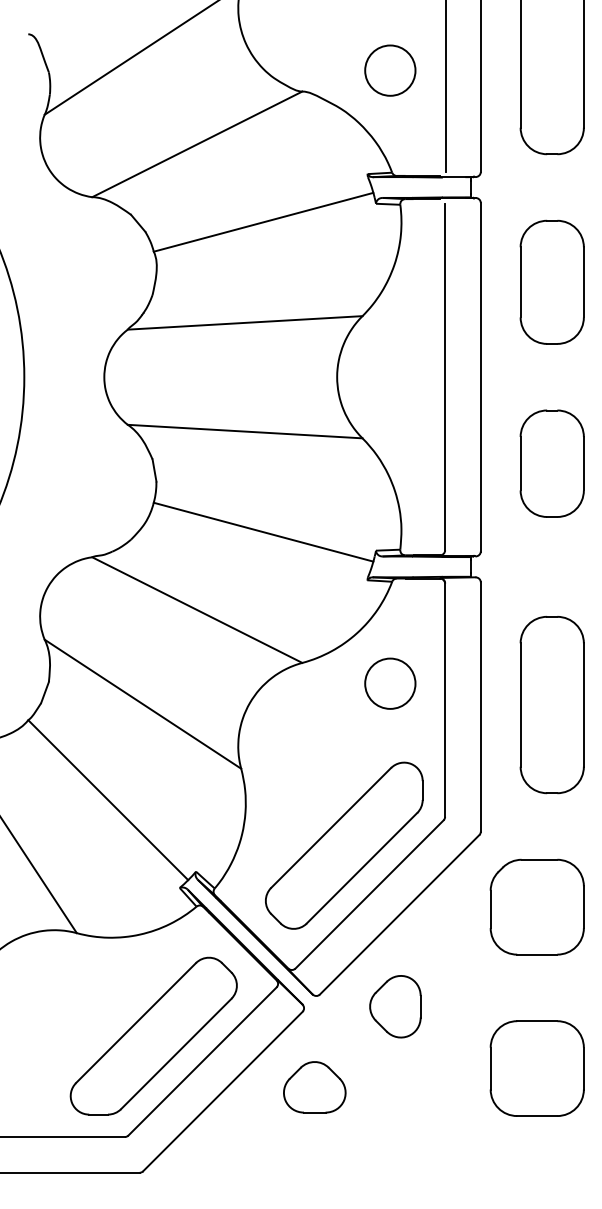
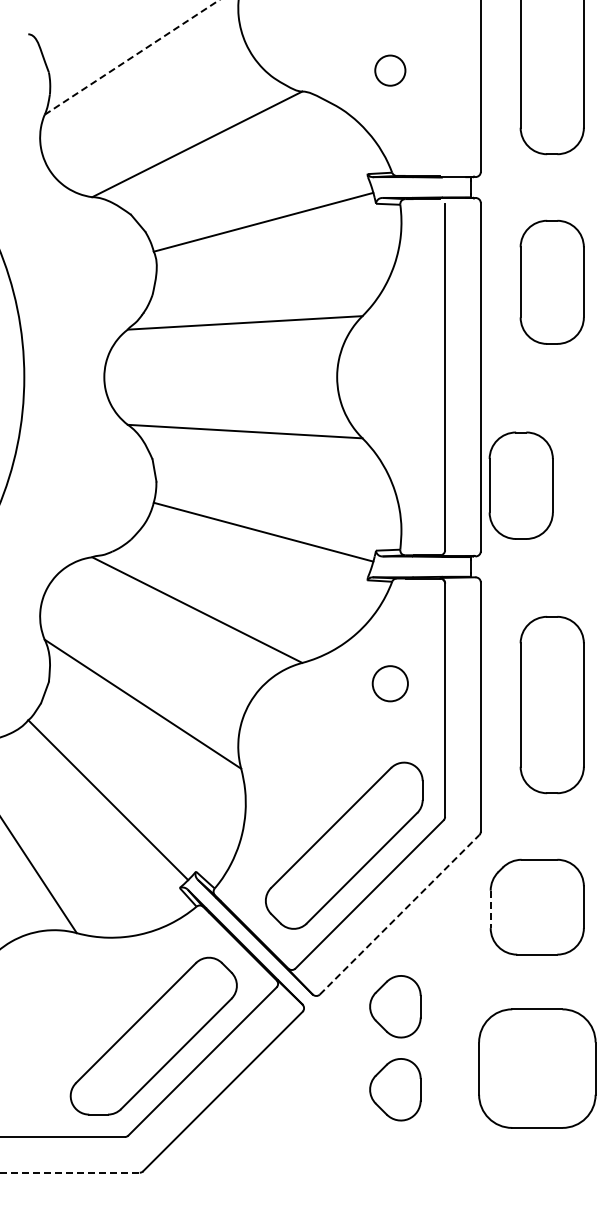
line: solid -> dashed (132, 57)
circle diameter: 50 px -> 30 px (390, 70)
line: present -> none (446, 87)
part position: (551, 463) -> (520, 485) (520, 485)
circle diameter: 50 px -> 35 px (389, 683)
line: solid -> dashed (490, 909)
line: solid -> dashed (399, 914)
part size: 96x97 px -> 119x121 px (537, 1068)
part: present -> none (314, 1087)
part: none -> present (395, 1089)
line: solid -> dashed (69, 1172)
